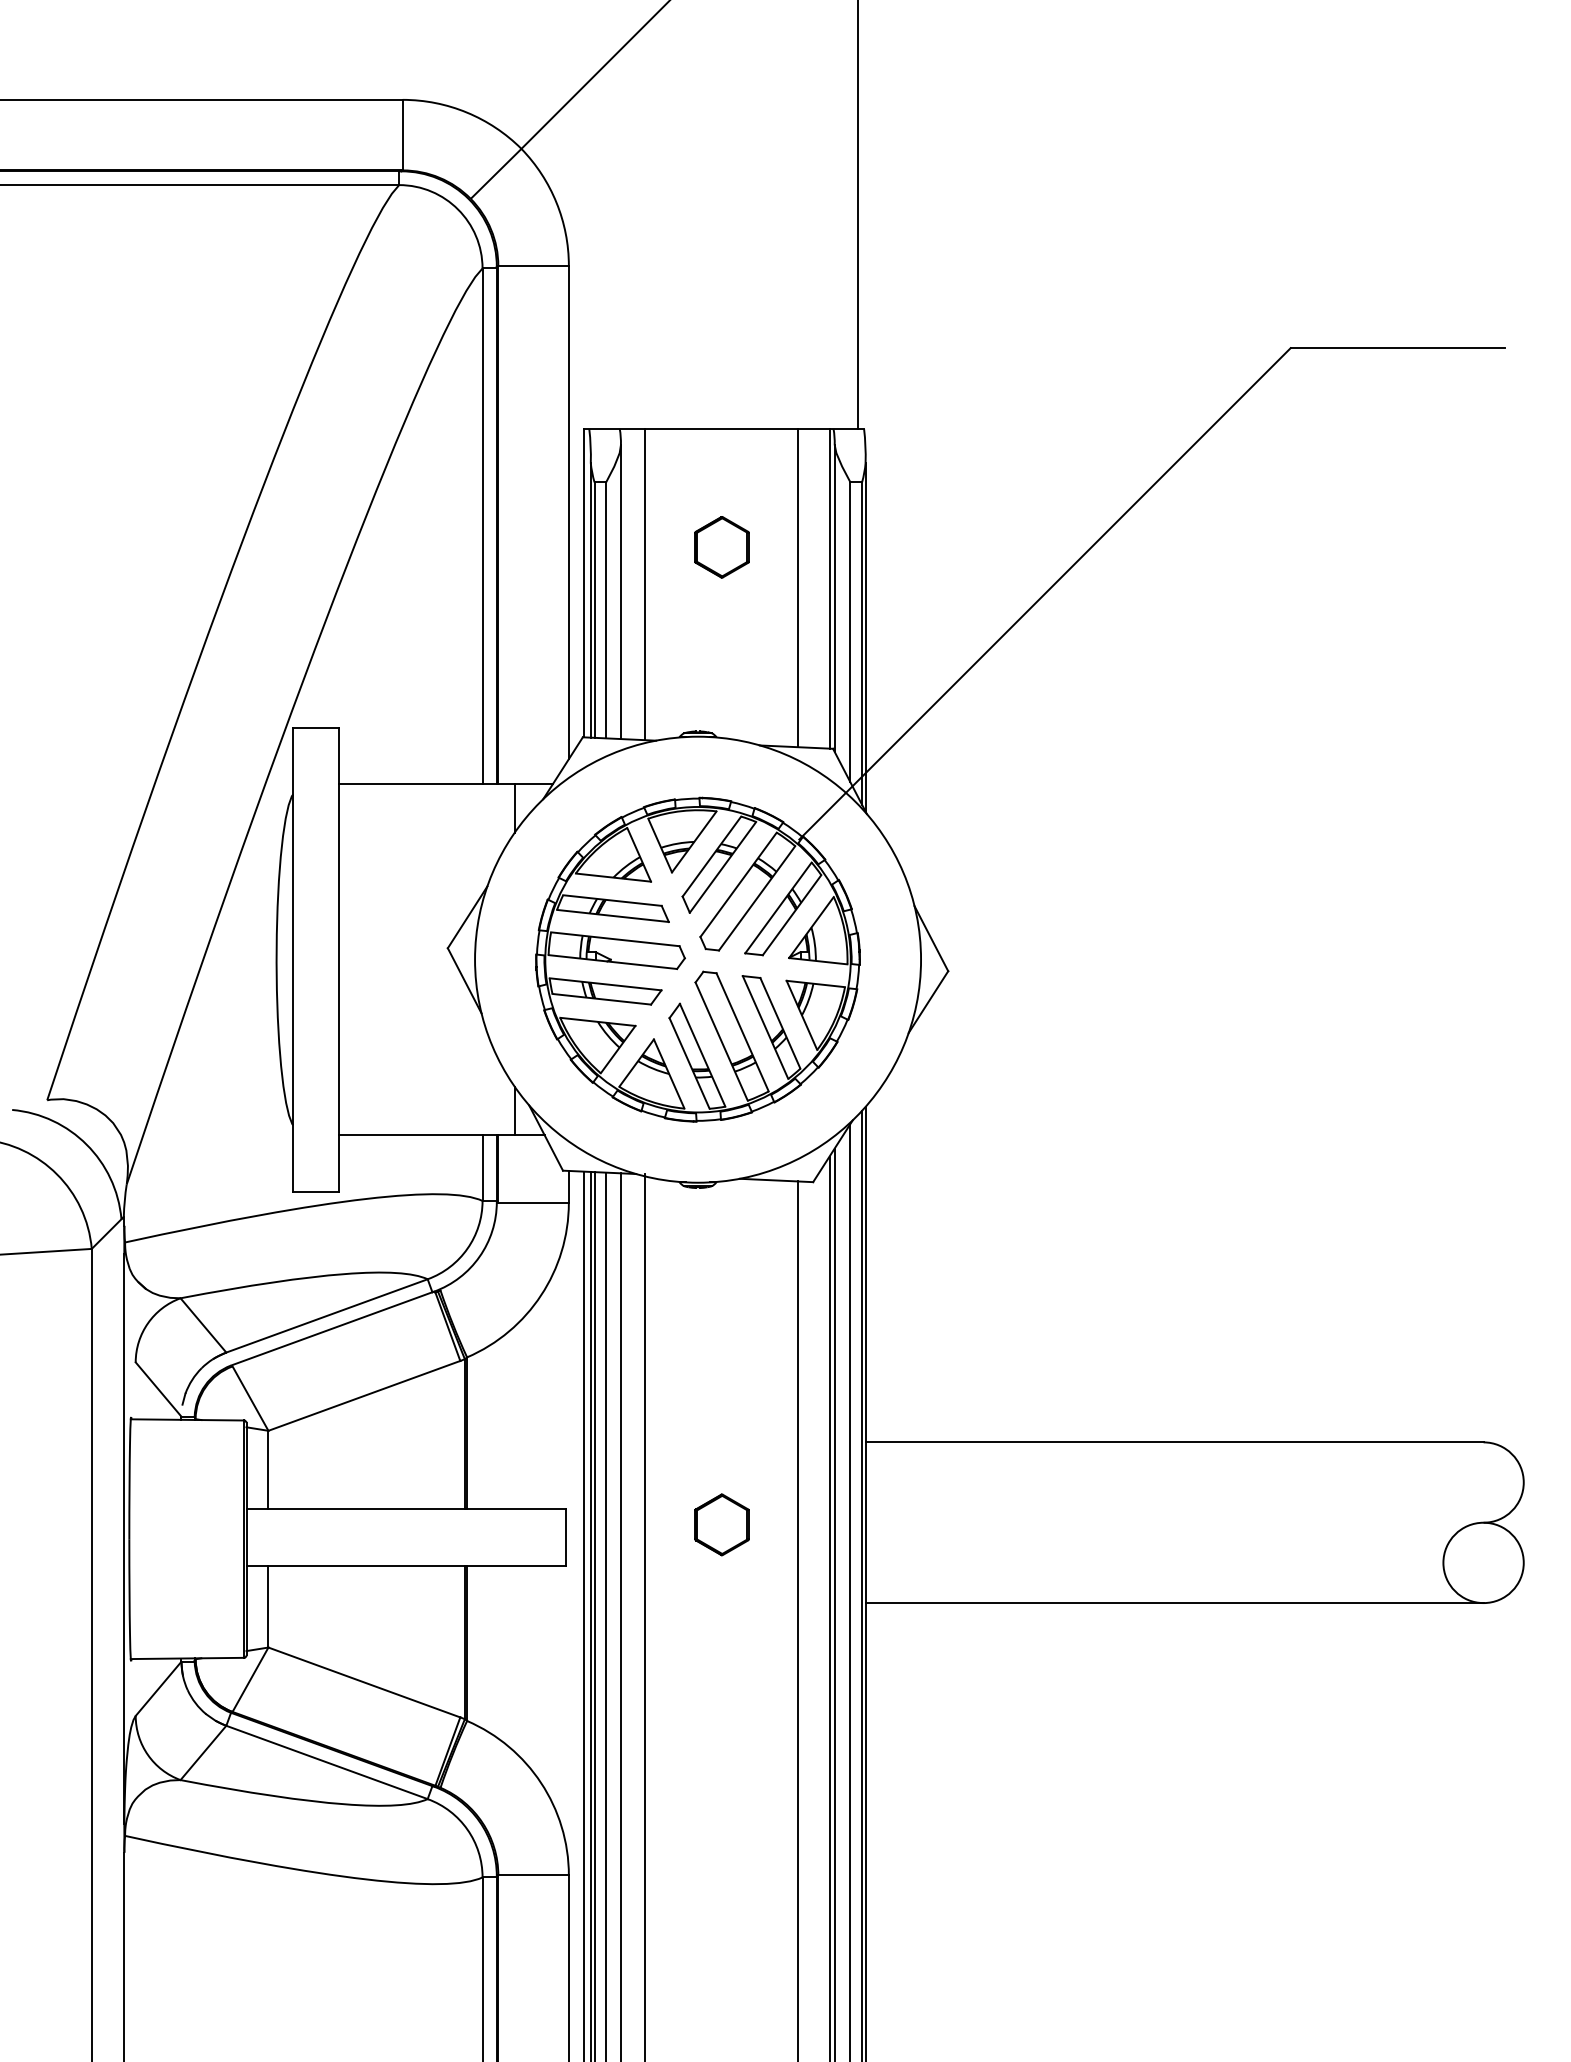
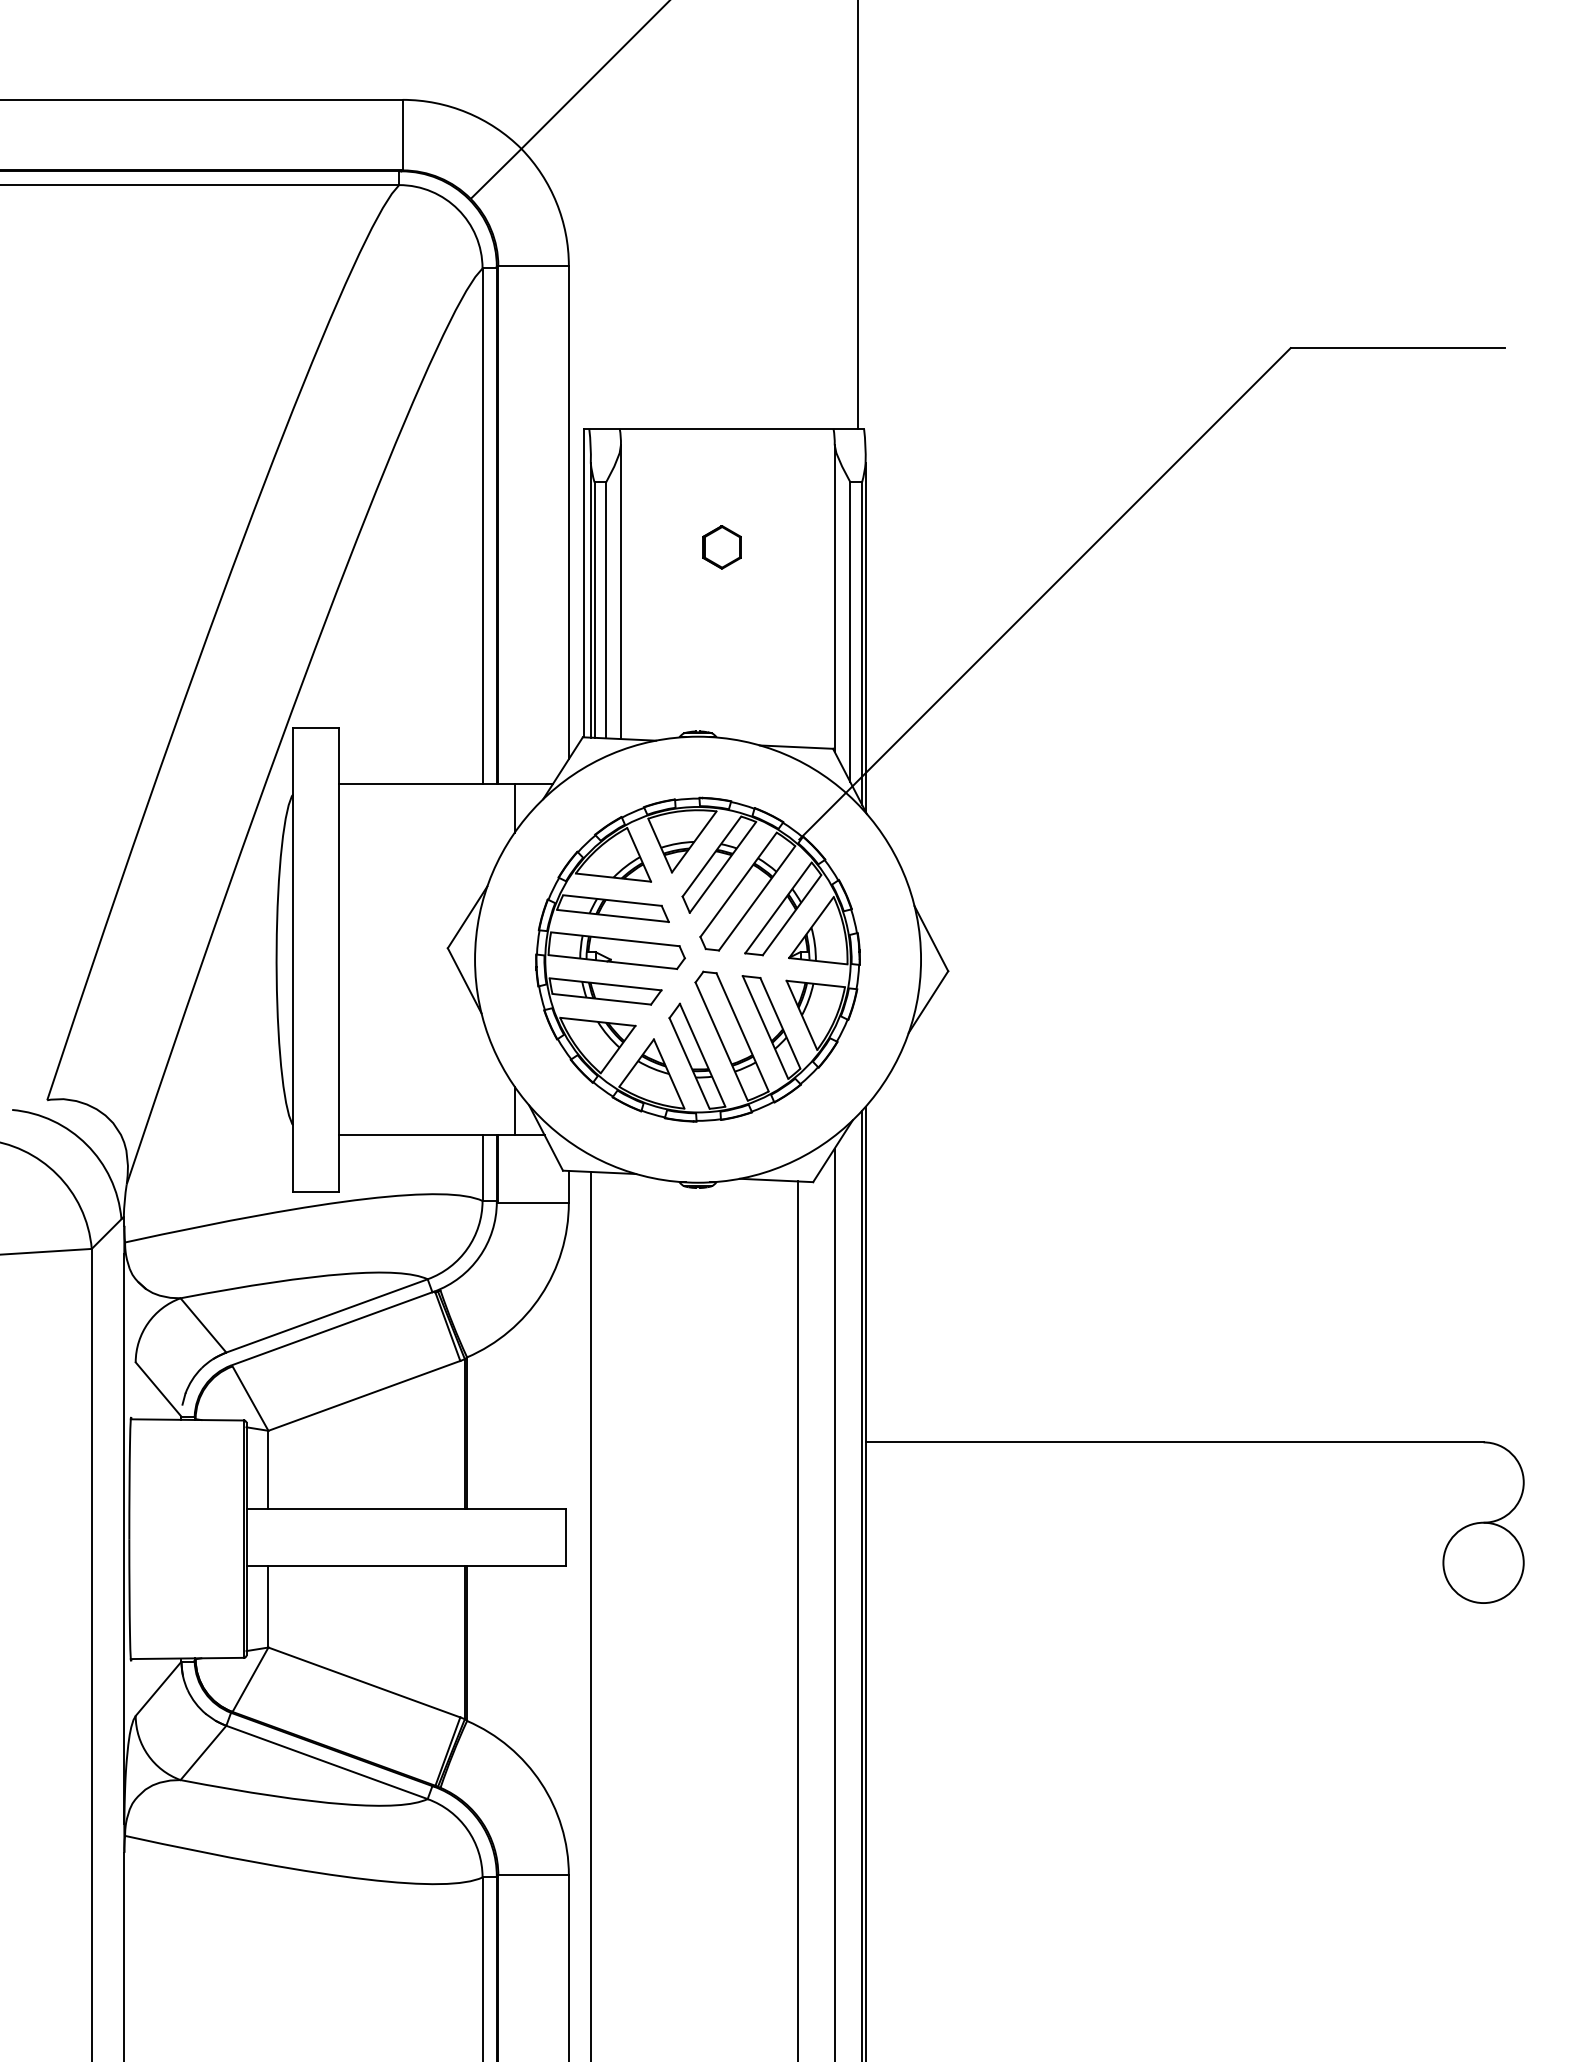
part size: 56x63 px -> 40x45 px (721, 547)
line: present -> none (645, 584)
line: present -> none (798, 587)
line: present -> none (829, 588)
part: present -> none (721, 1524)
line: present -> none (850, 1590)
line: present -> none (1174, 1603)
line: present -> none (829, 1607)
line: present -> none (583, 1614)
line: present -> none (594, 1615)
line: present -> none (606, 1615)
line: present -> none (620, 1615)
line: present -> none (645, 1616)
